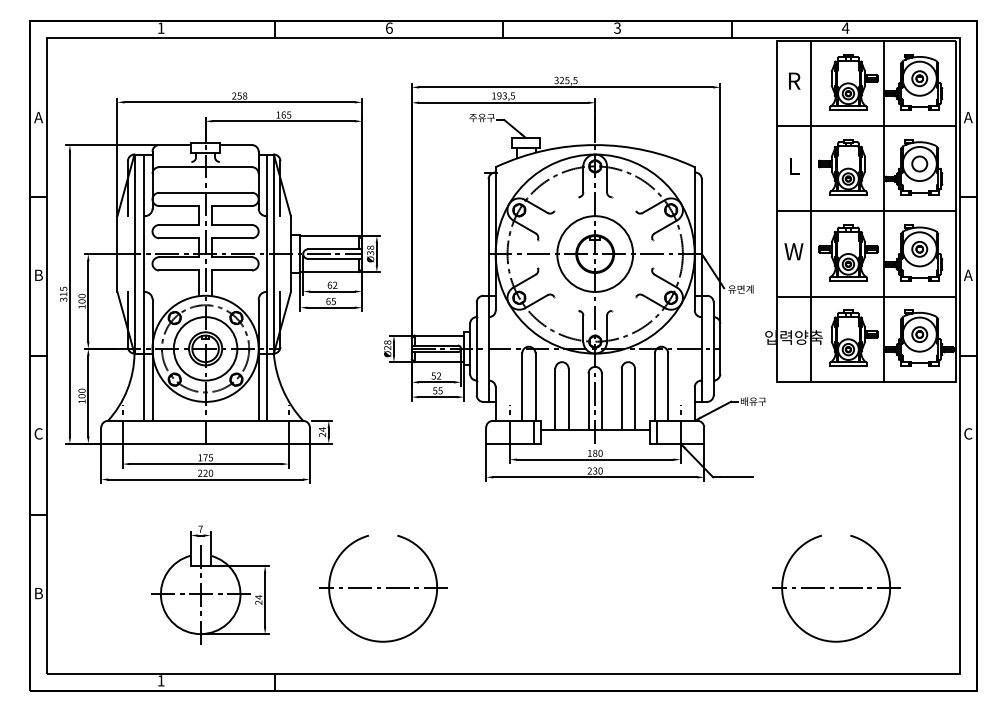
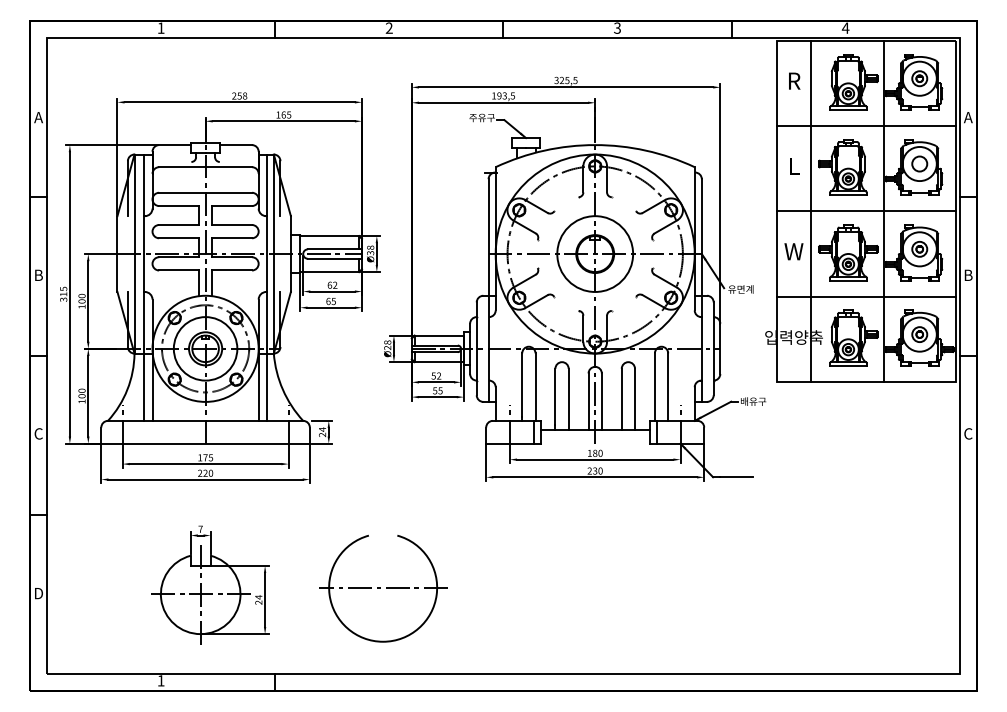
text: 6 -> 2 (388, 27)
text: A -> B (967, 274)
part: present -> none (836, 588)
text: B -> D (38, 593)
